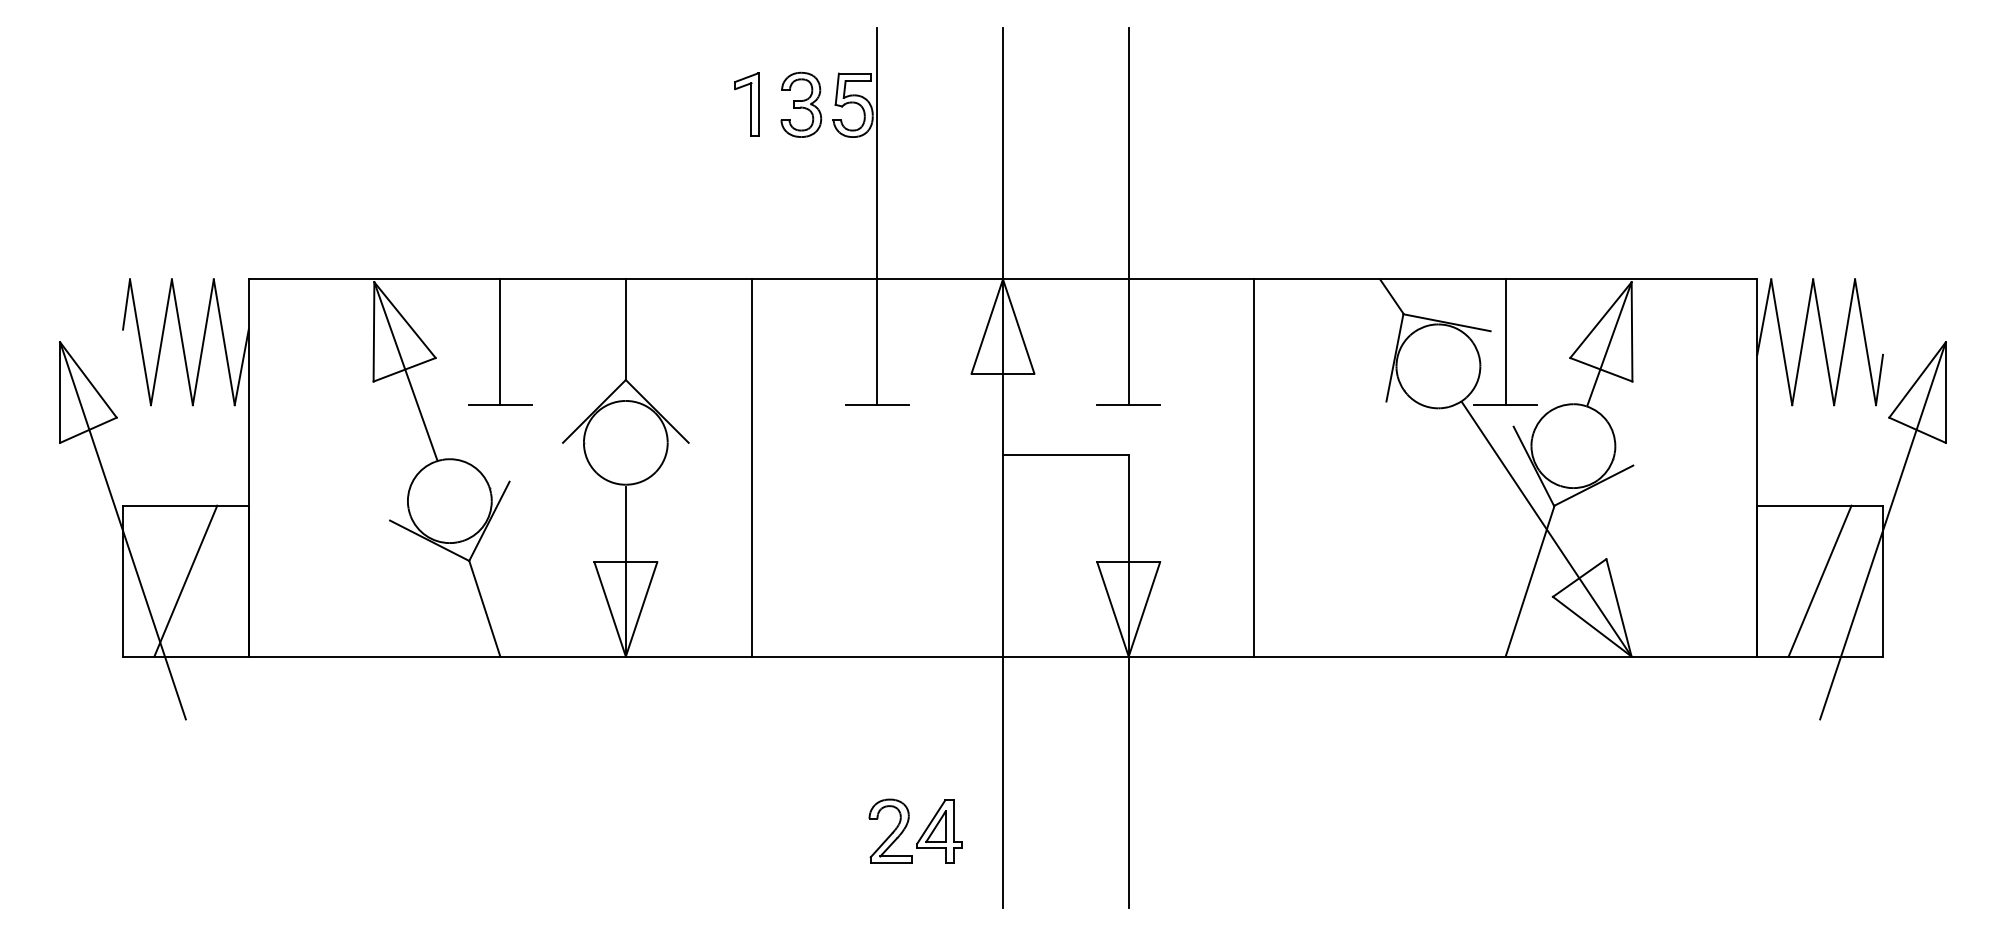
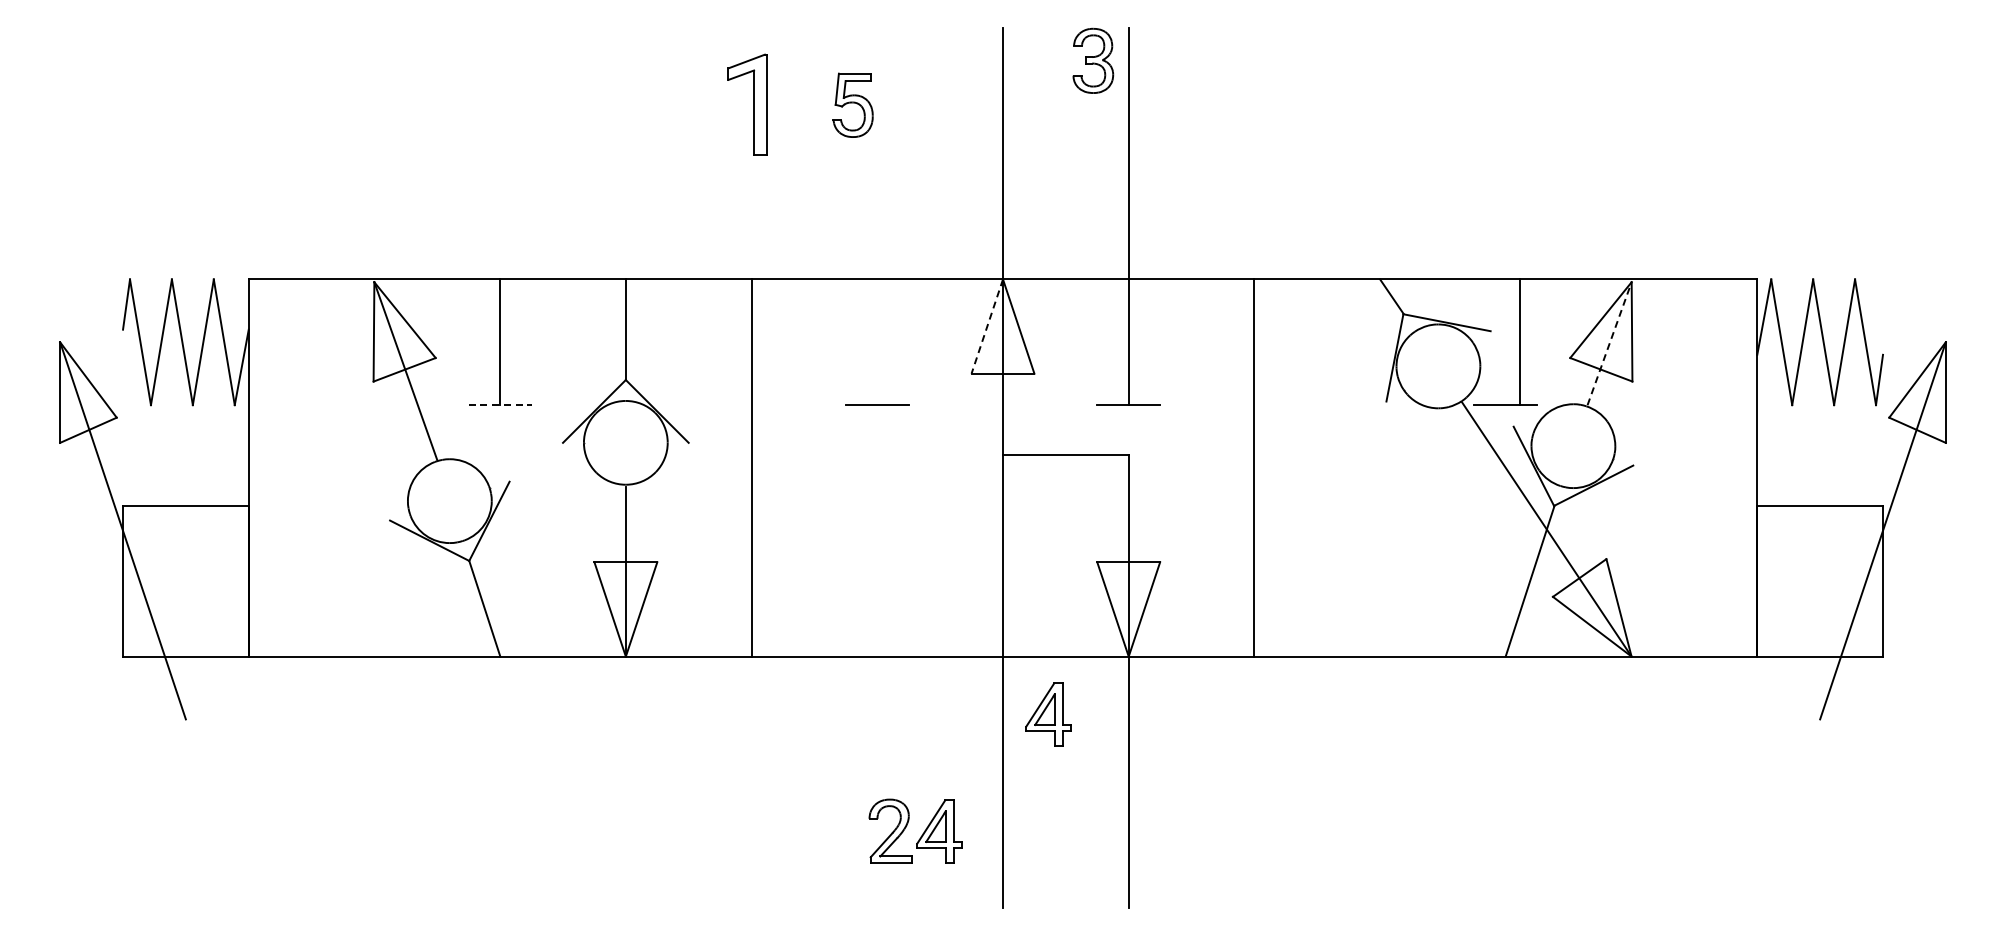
part size: 26x65 px -> 41x103 px (747, 104)
part position: (801, 104) -> (1093, 60) (1093, 60)
line: present -> none (877, 216)
line: solid -> dashed (987, 326)
line position: (1505, 342) -> (1519, 342) (1519, 342)
line: solid -> dashed (1609, 343)
line: solid -> dashed (500, 405)
line: present -> none (185, 580)
line: present -> none (1819, 580)
part: none -> present (1048, 714)
